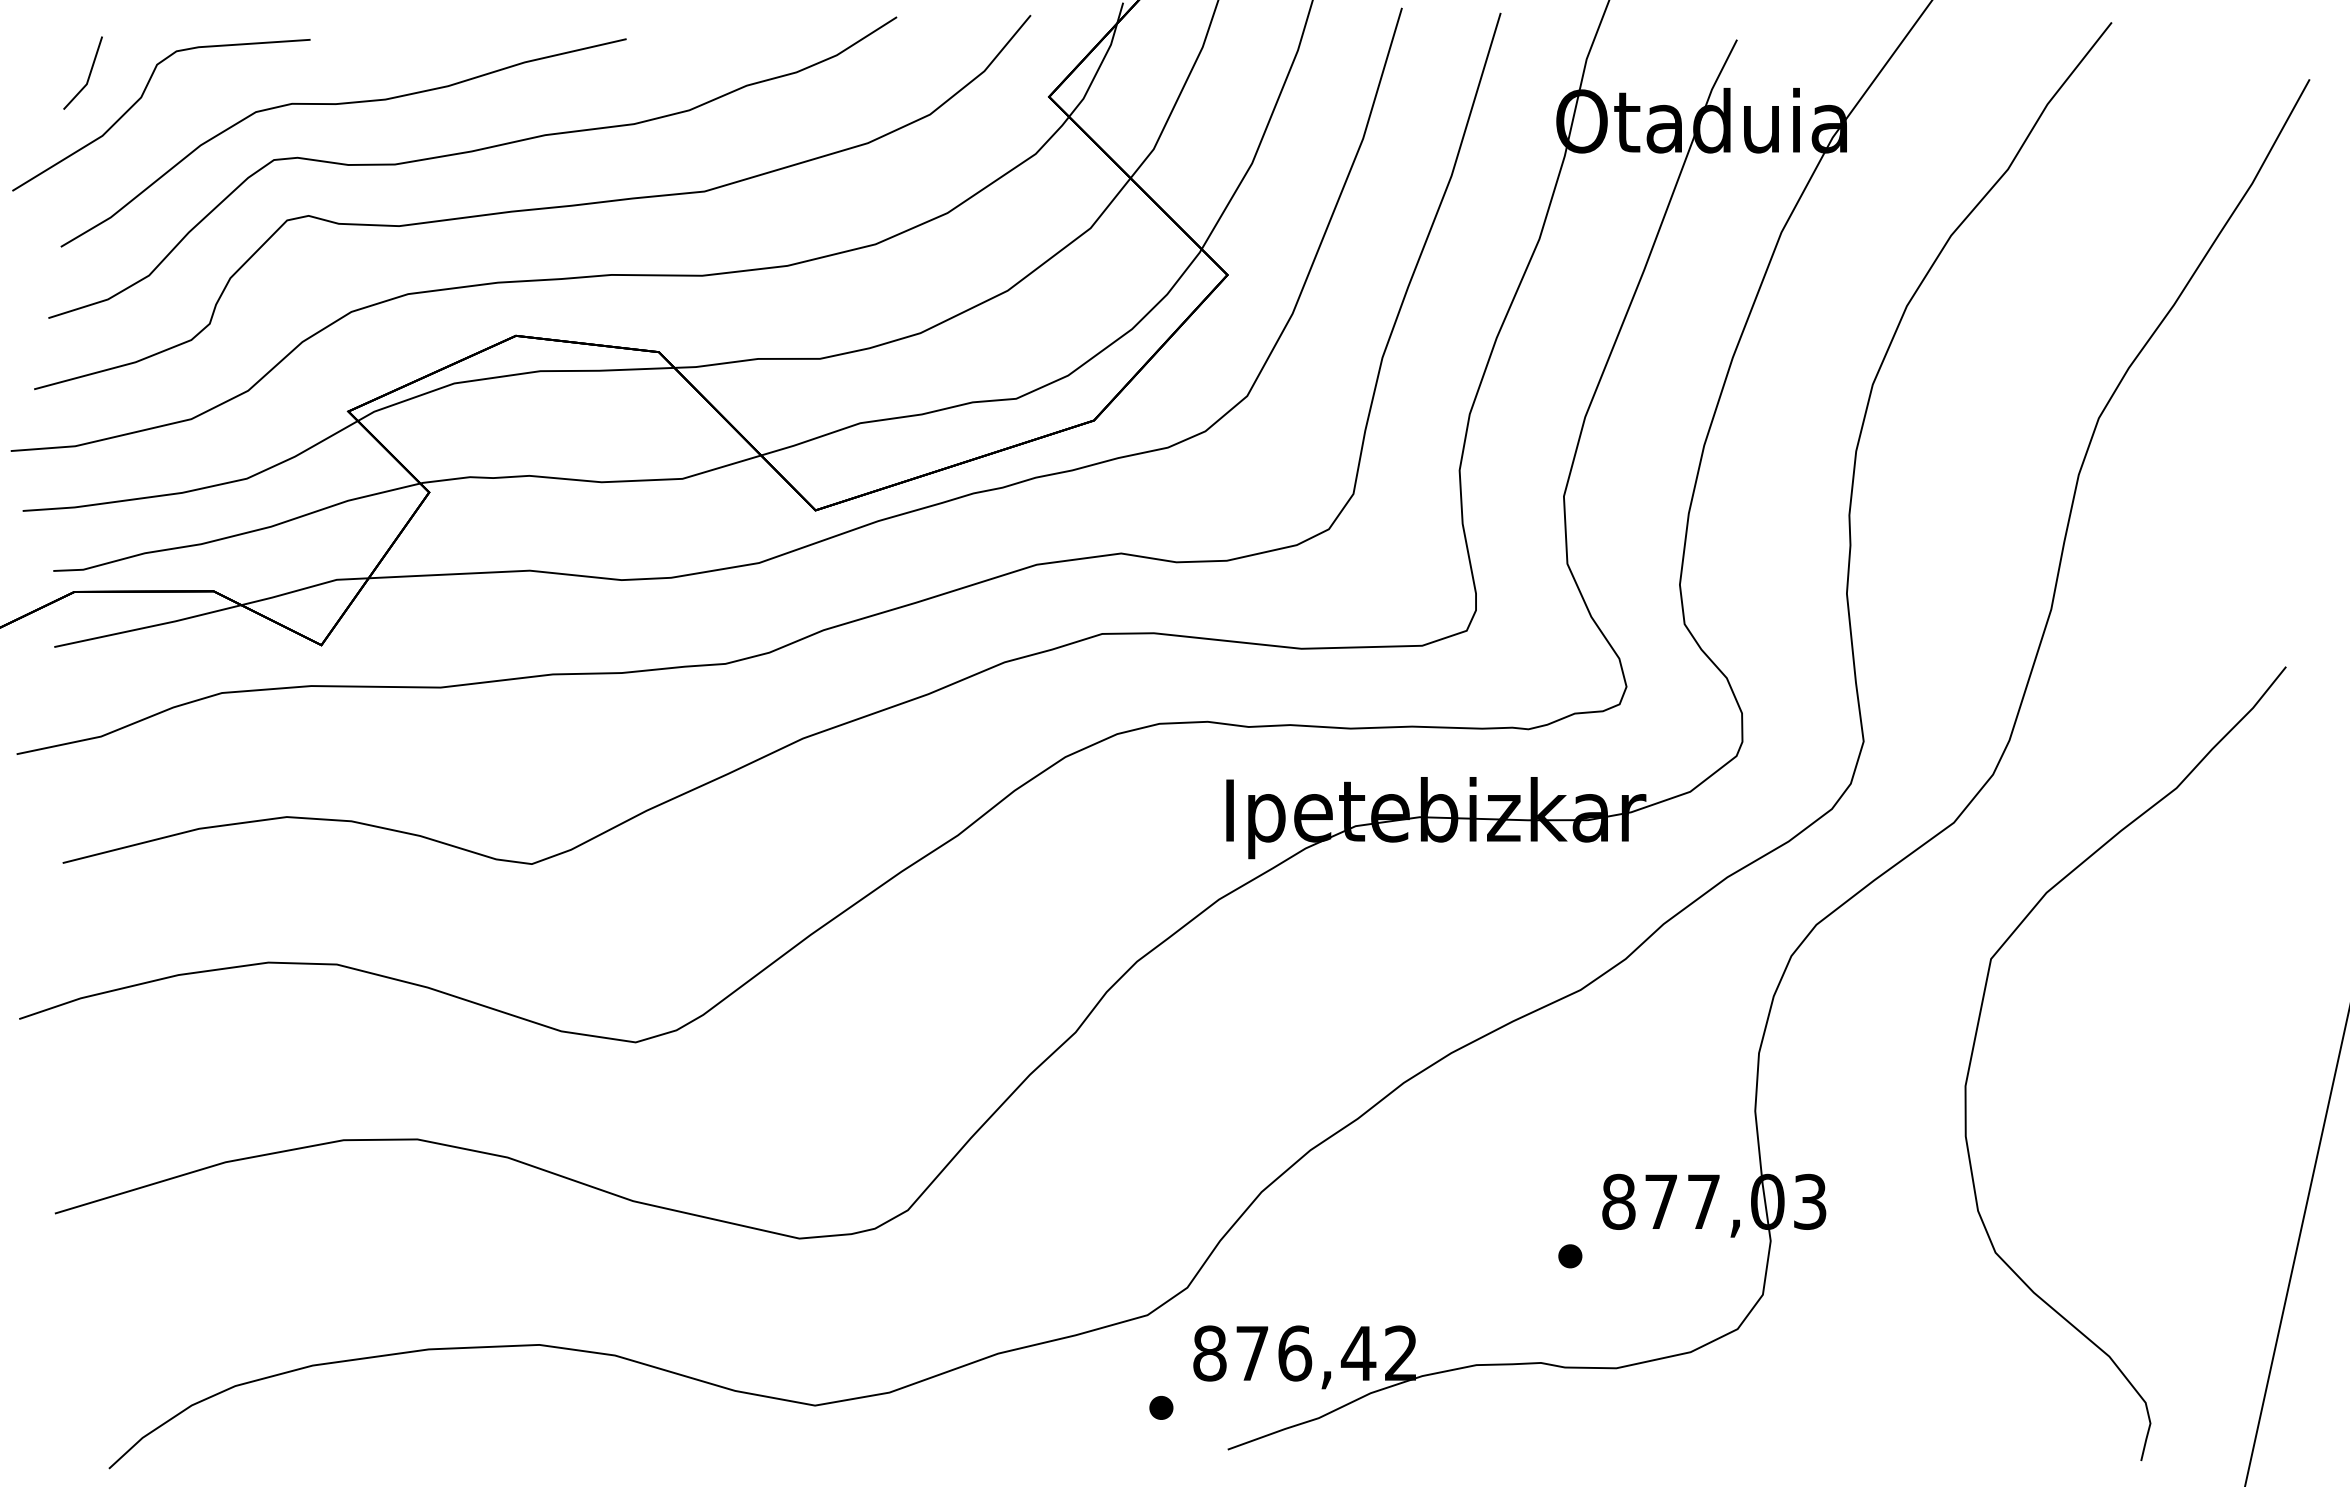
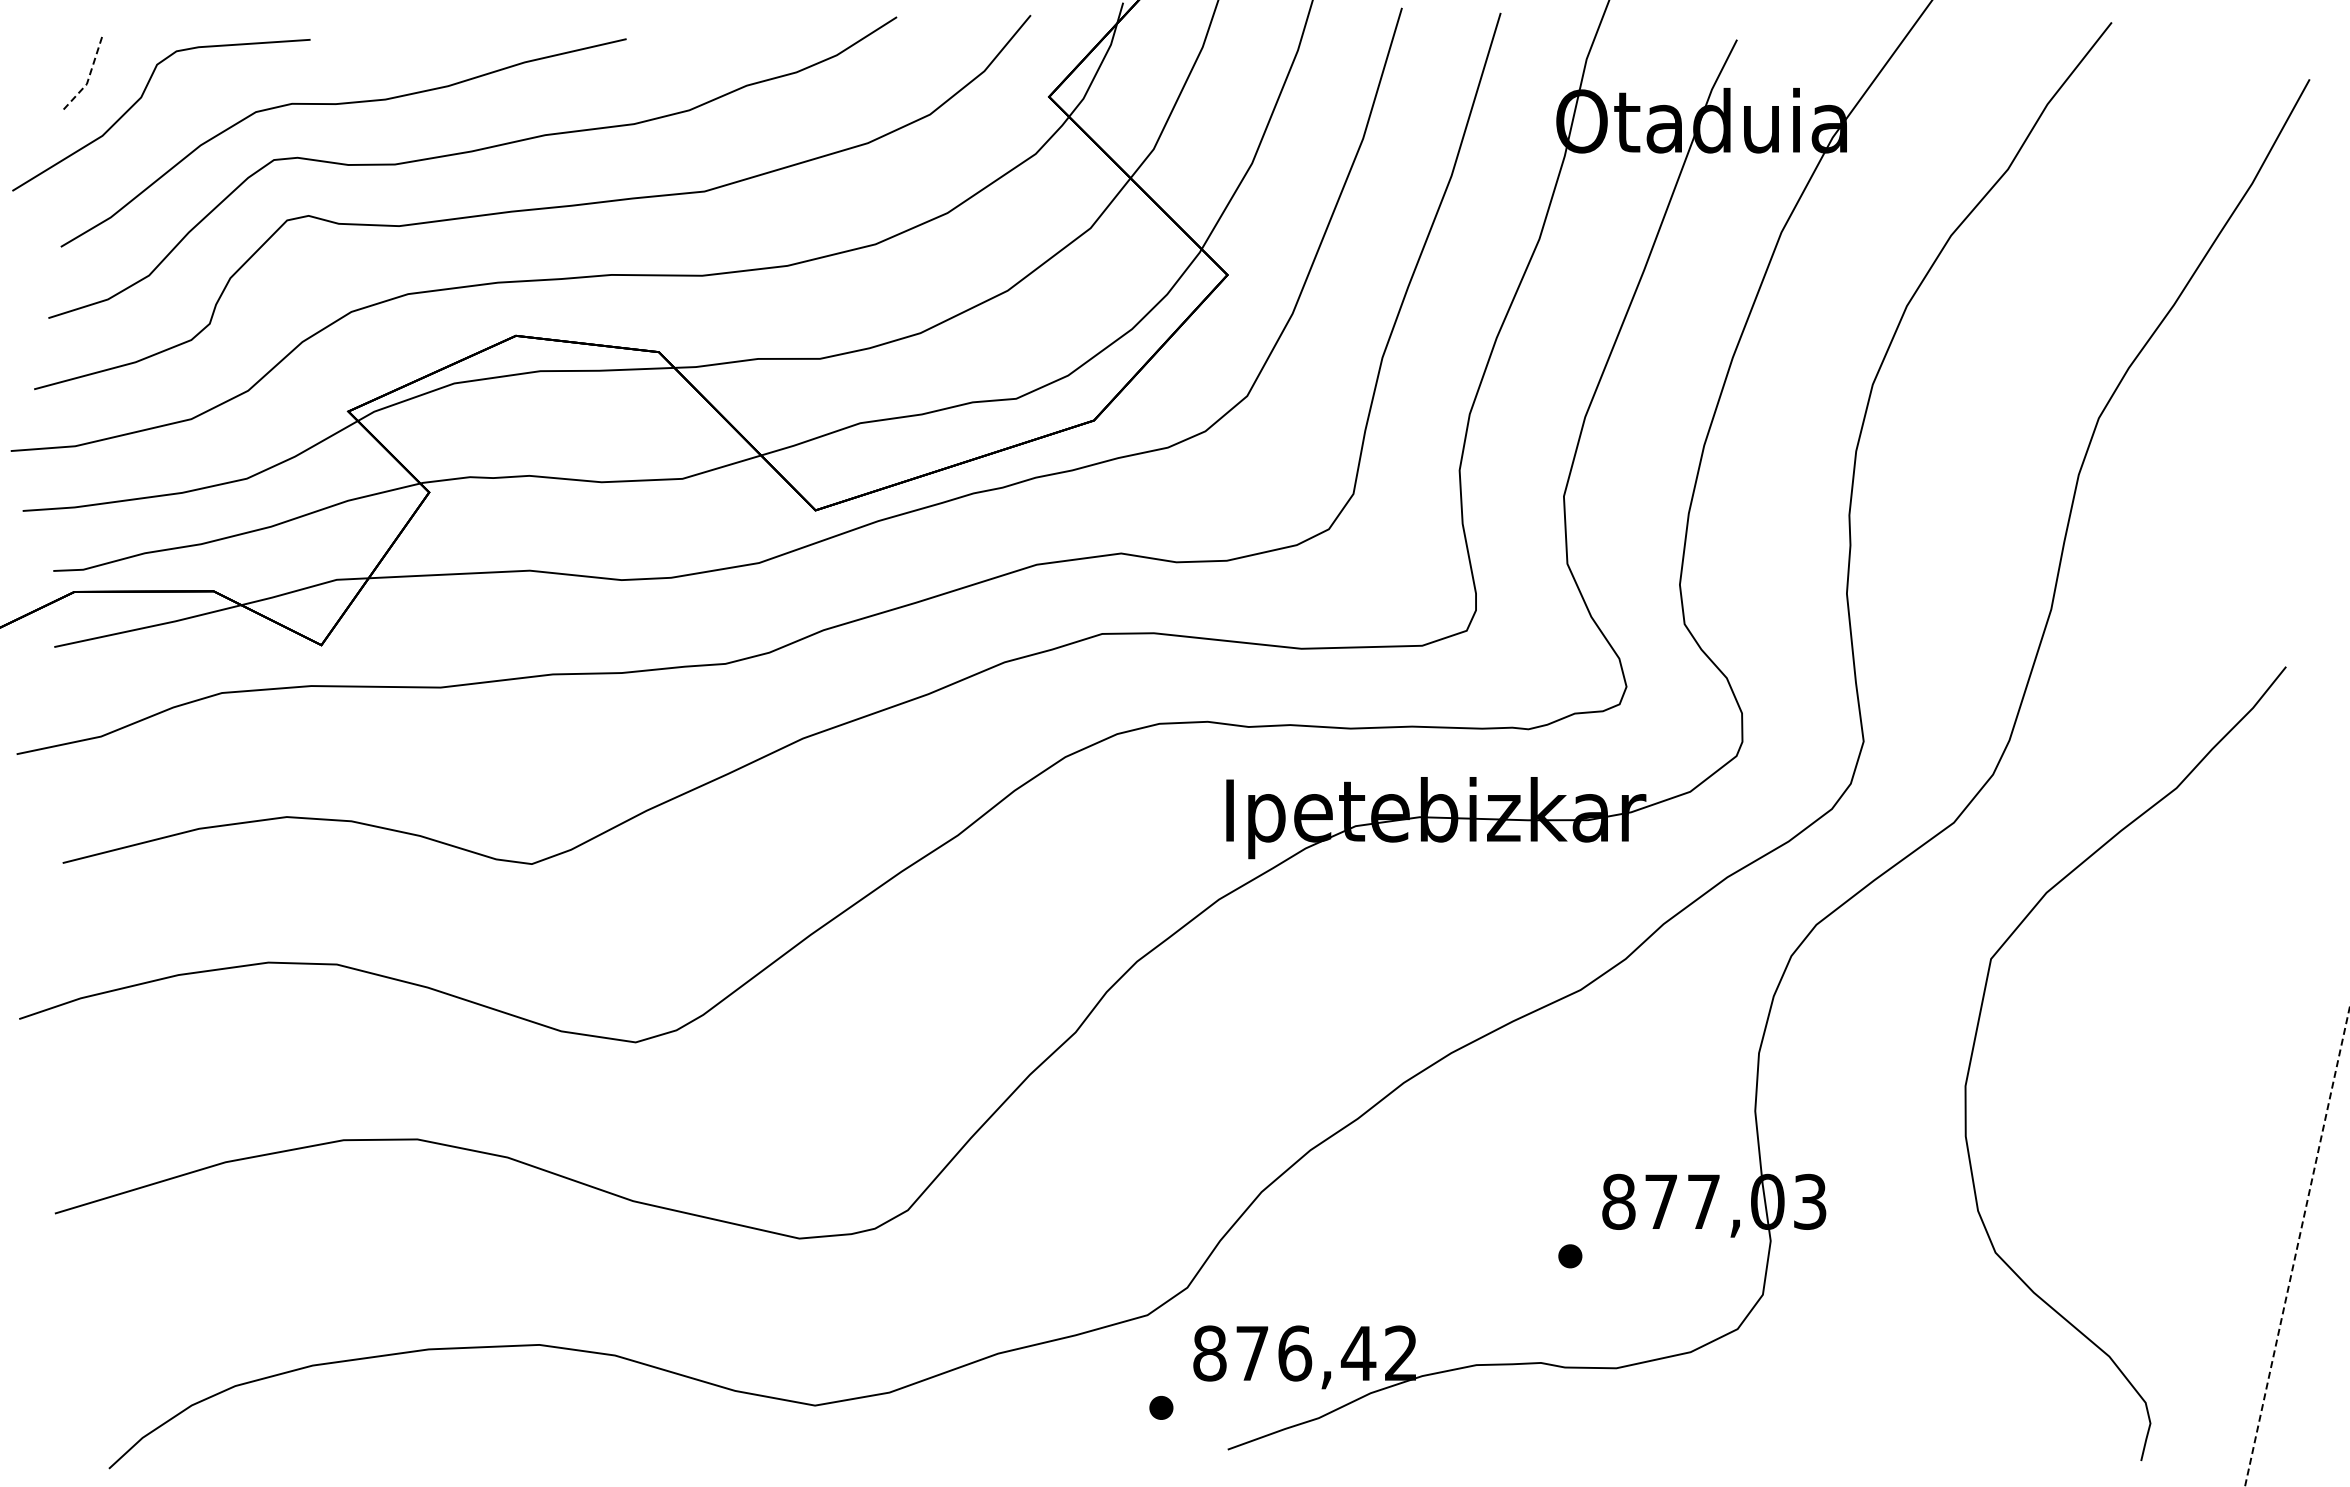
line: solid -> dashed (89, 76)
line: solid -> dashed (2297, 1246)
